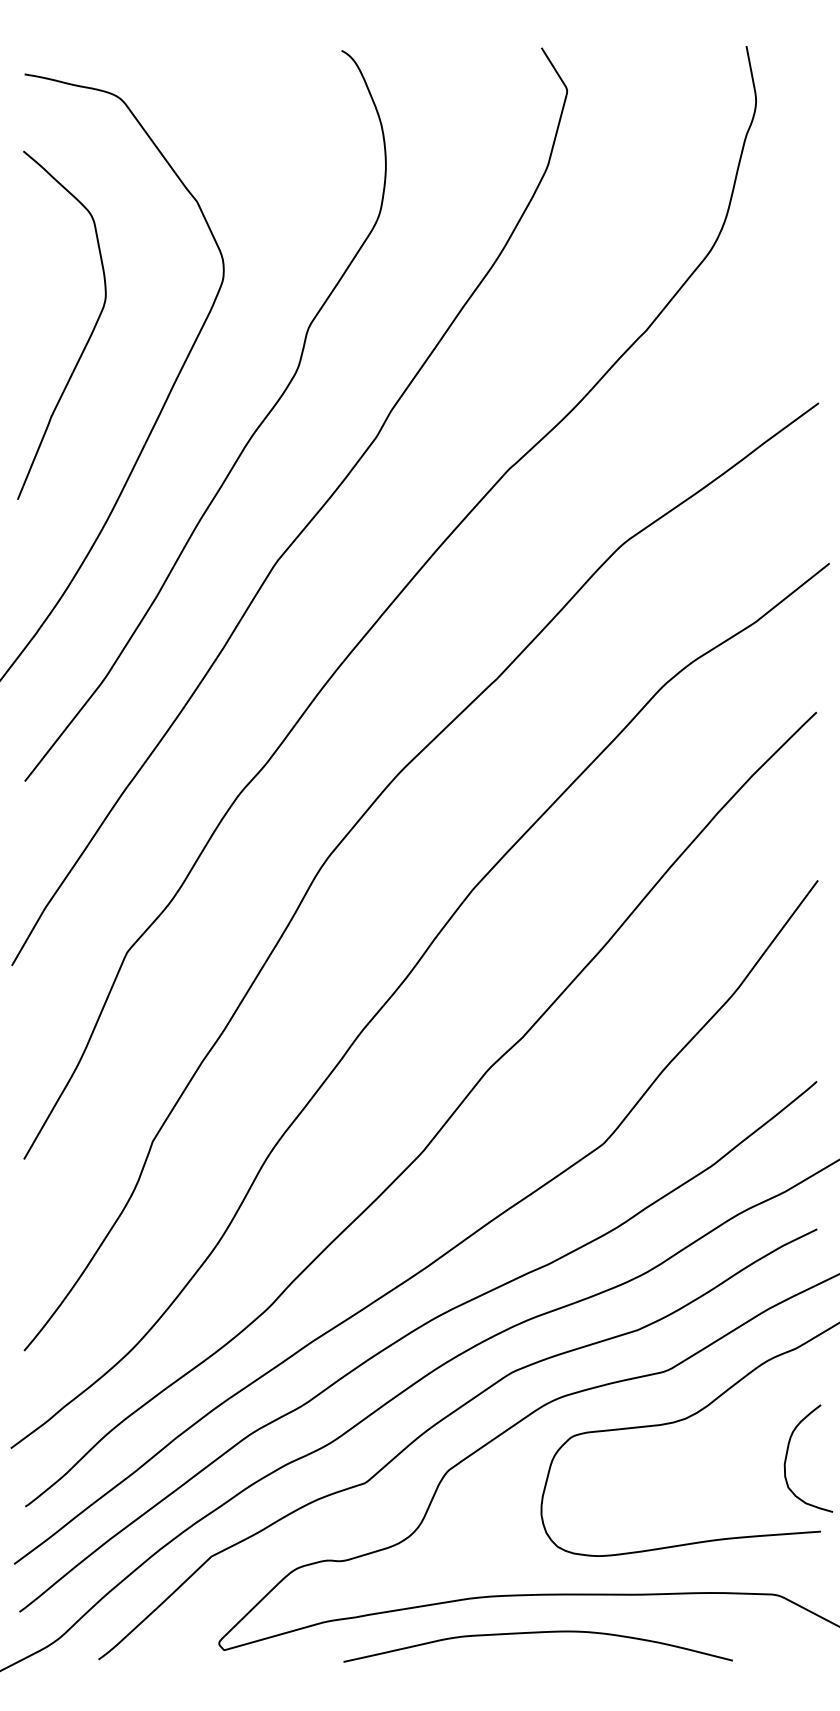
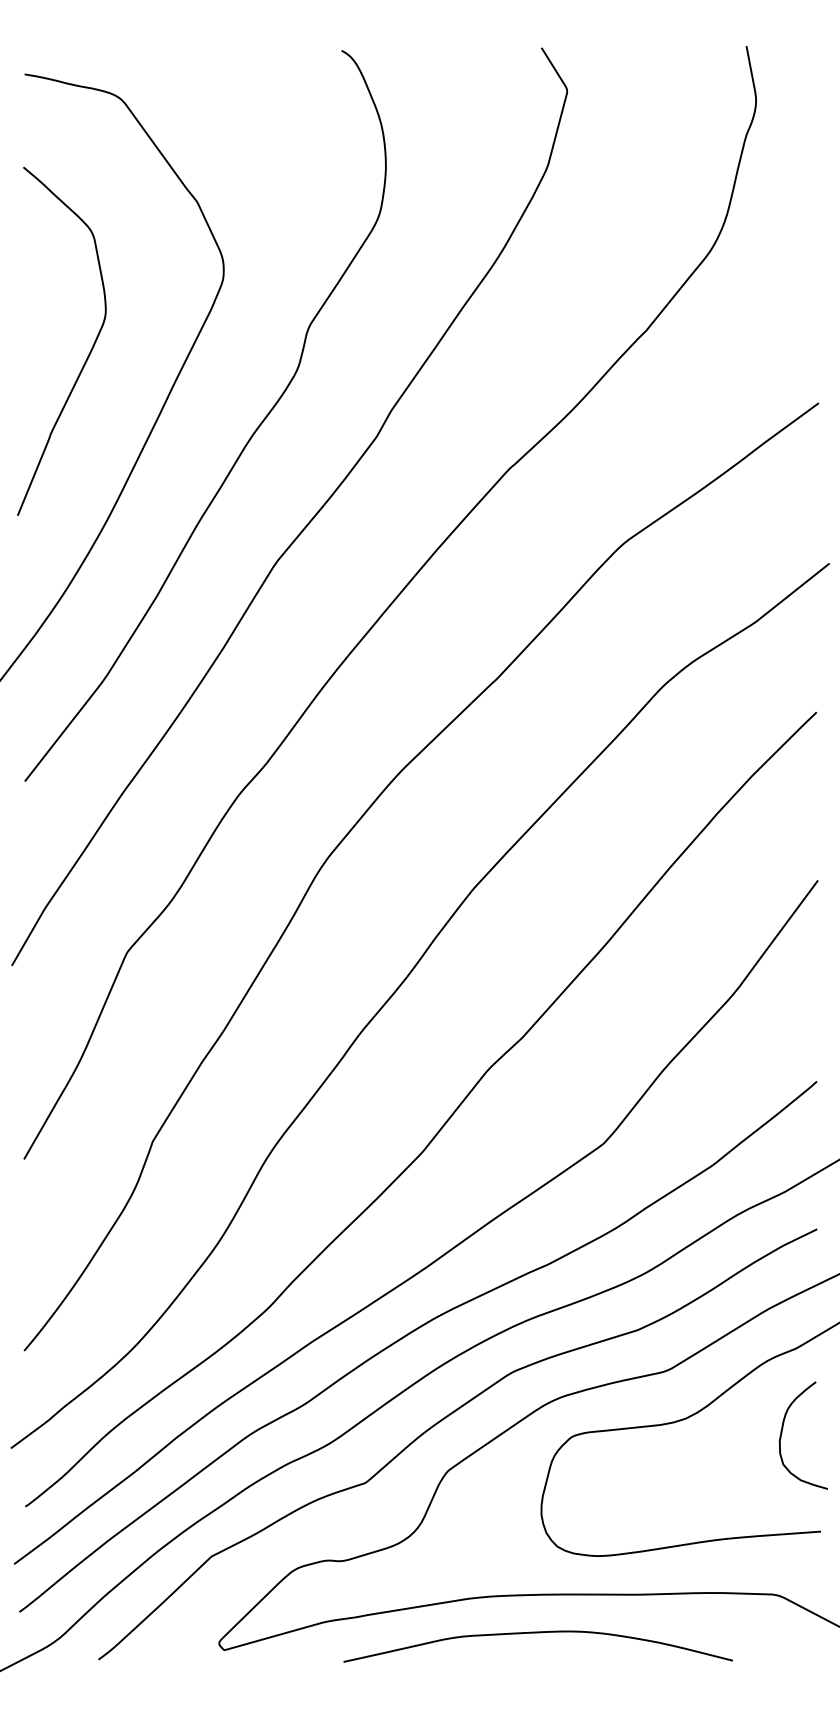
curve position: (88, 338) -> (88, 354) (88, 354)
curve position: (787, 1456) -> (782, 1433) (782, 1433)
